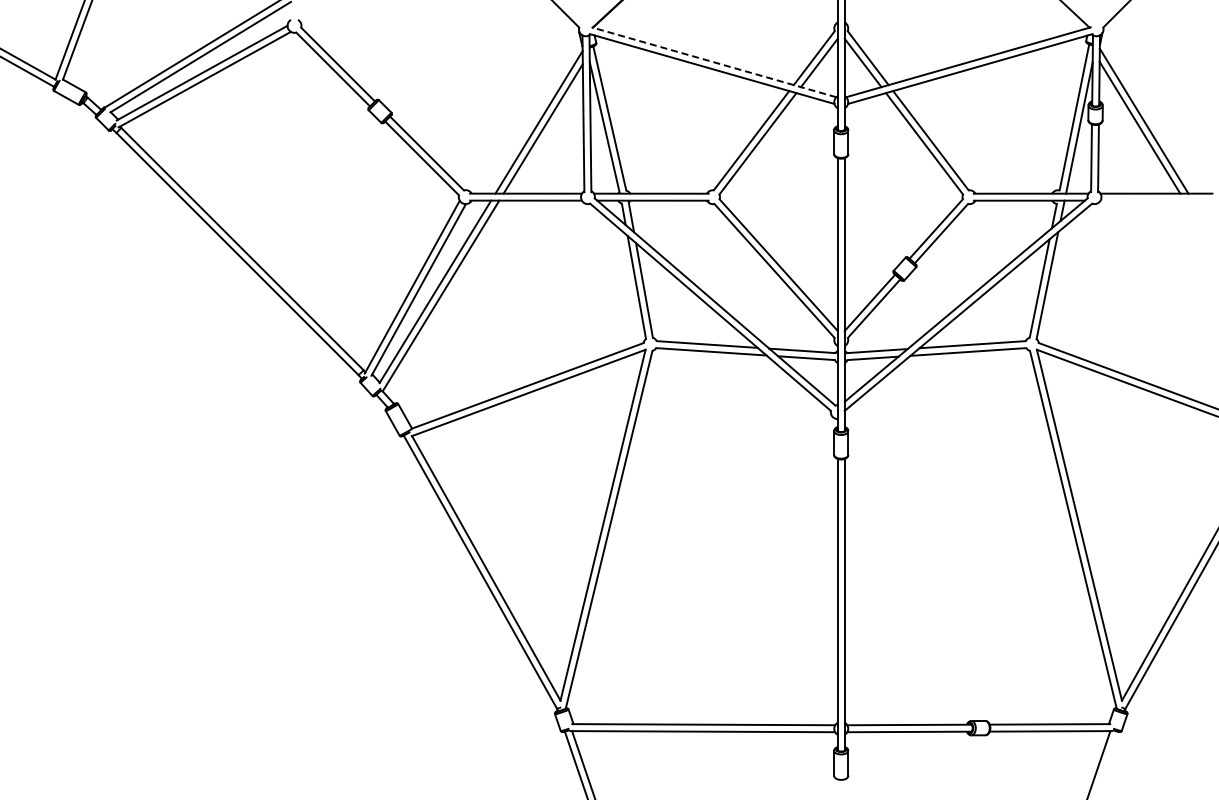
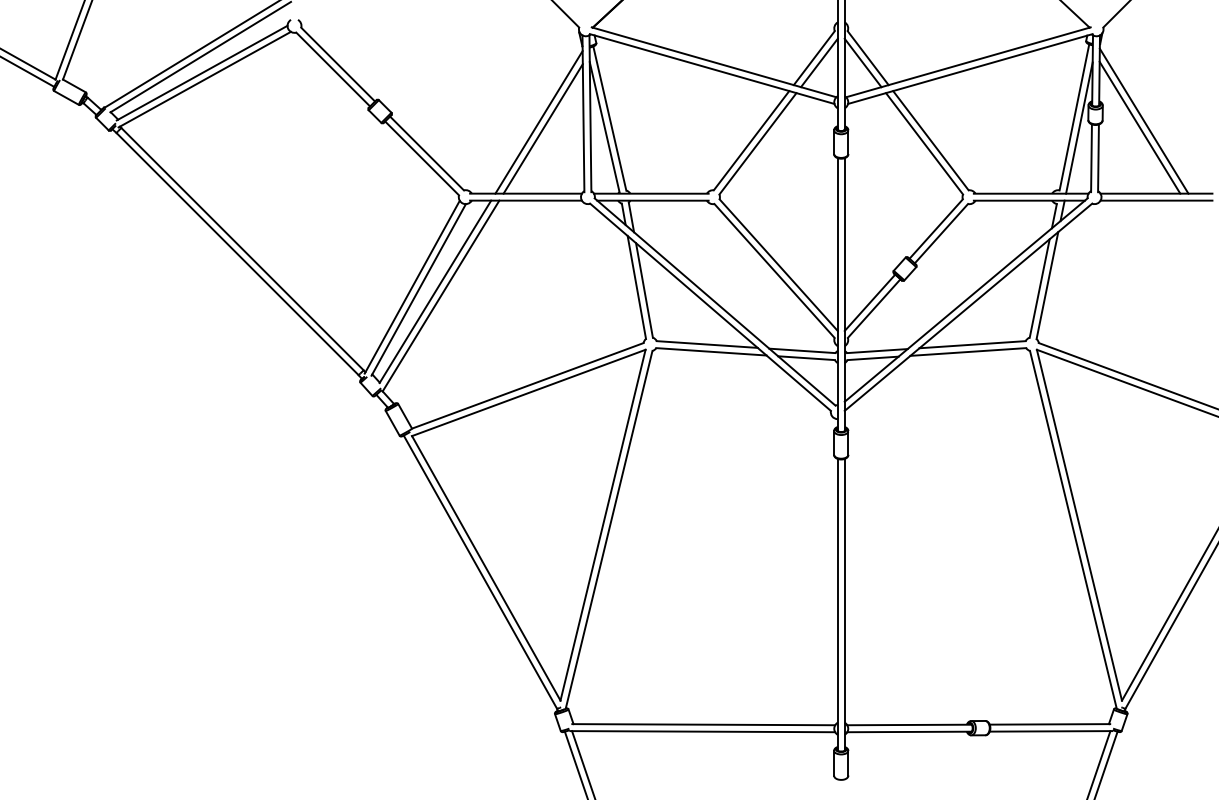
line: dashed -> solid (713, 62)
line: none -> present (1156, 200)
line: none -> present (1106, 763)
